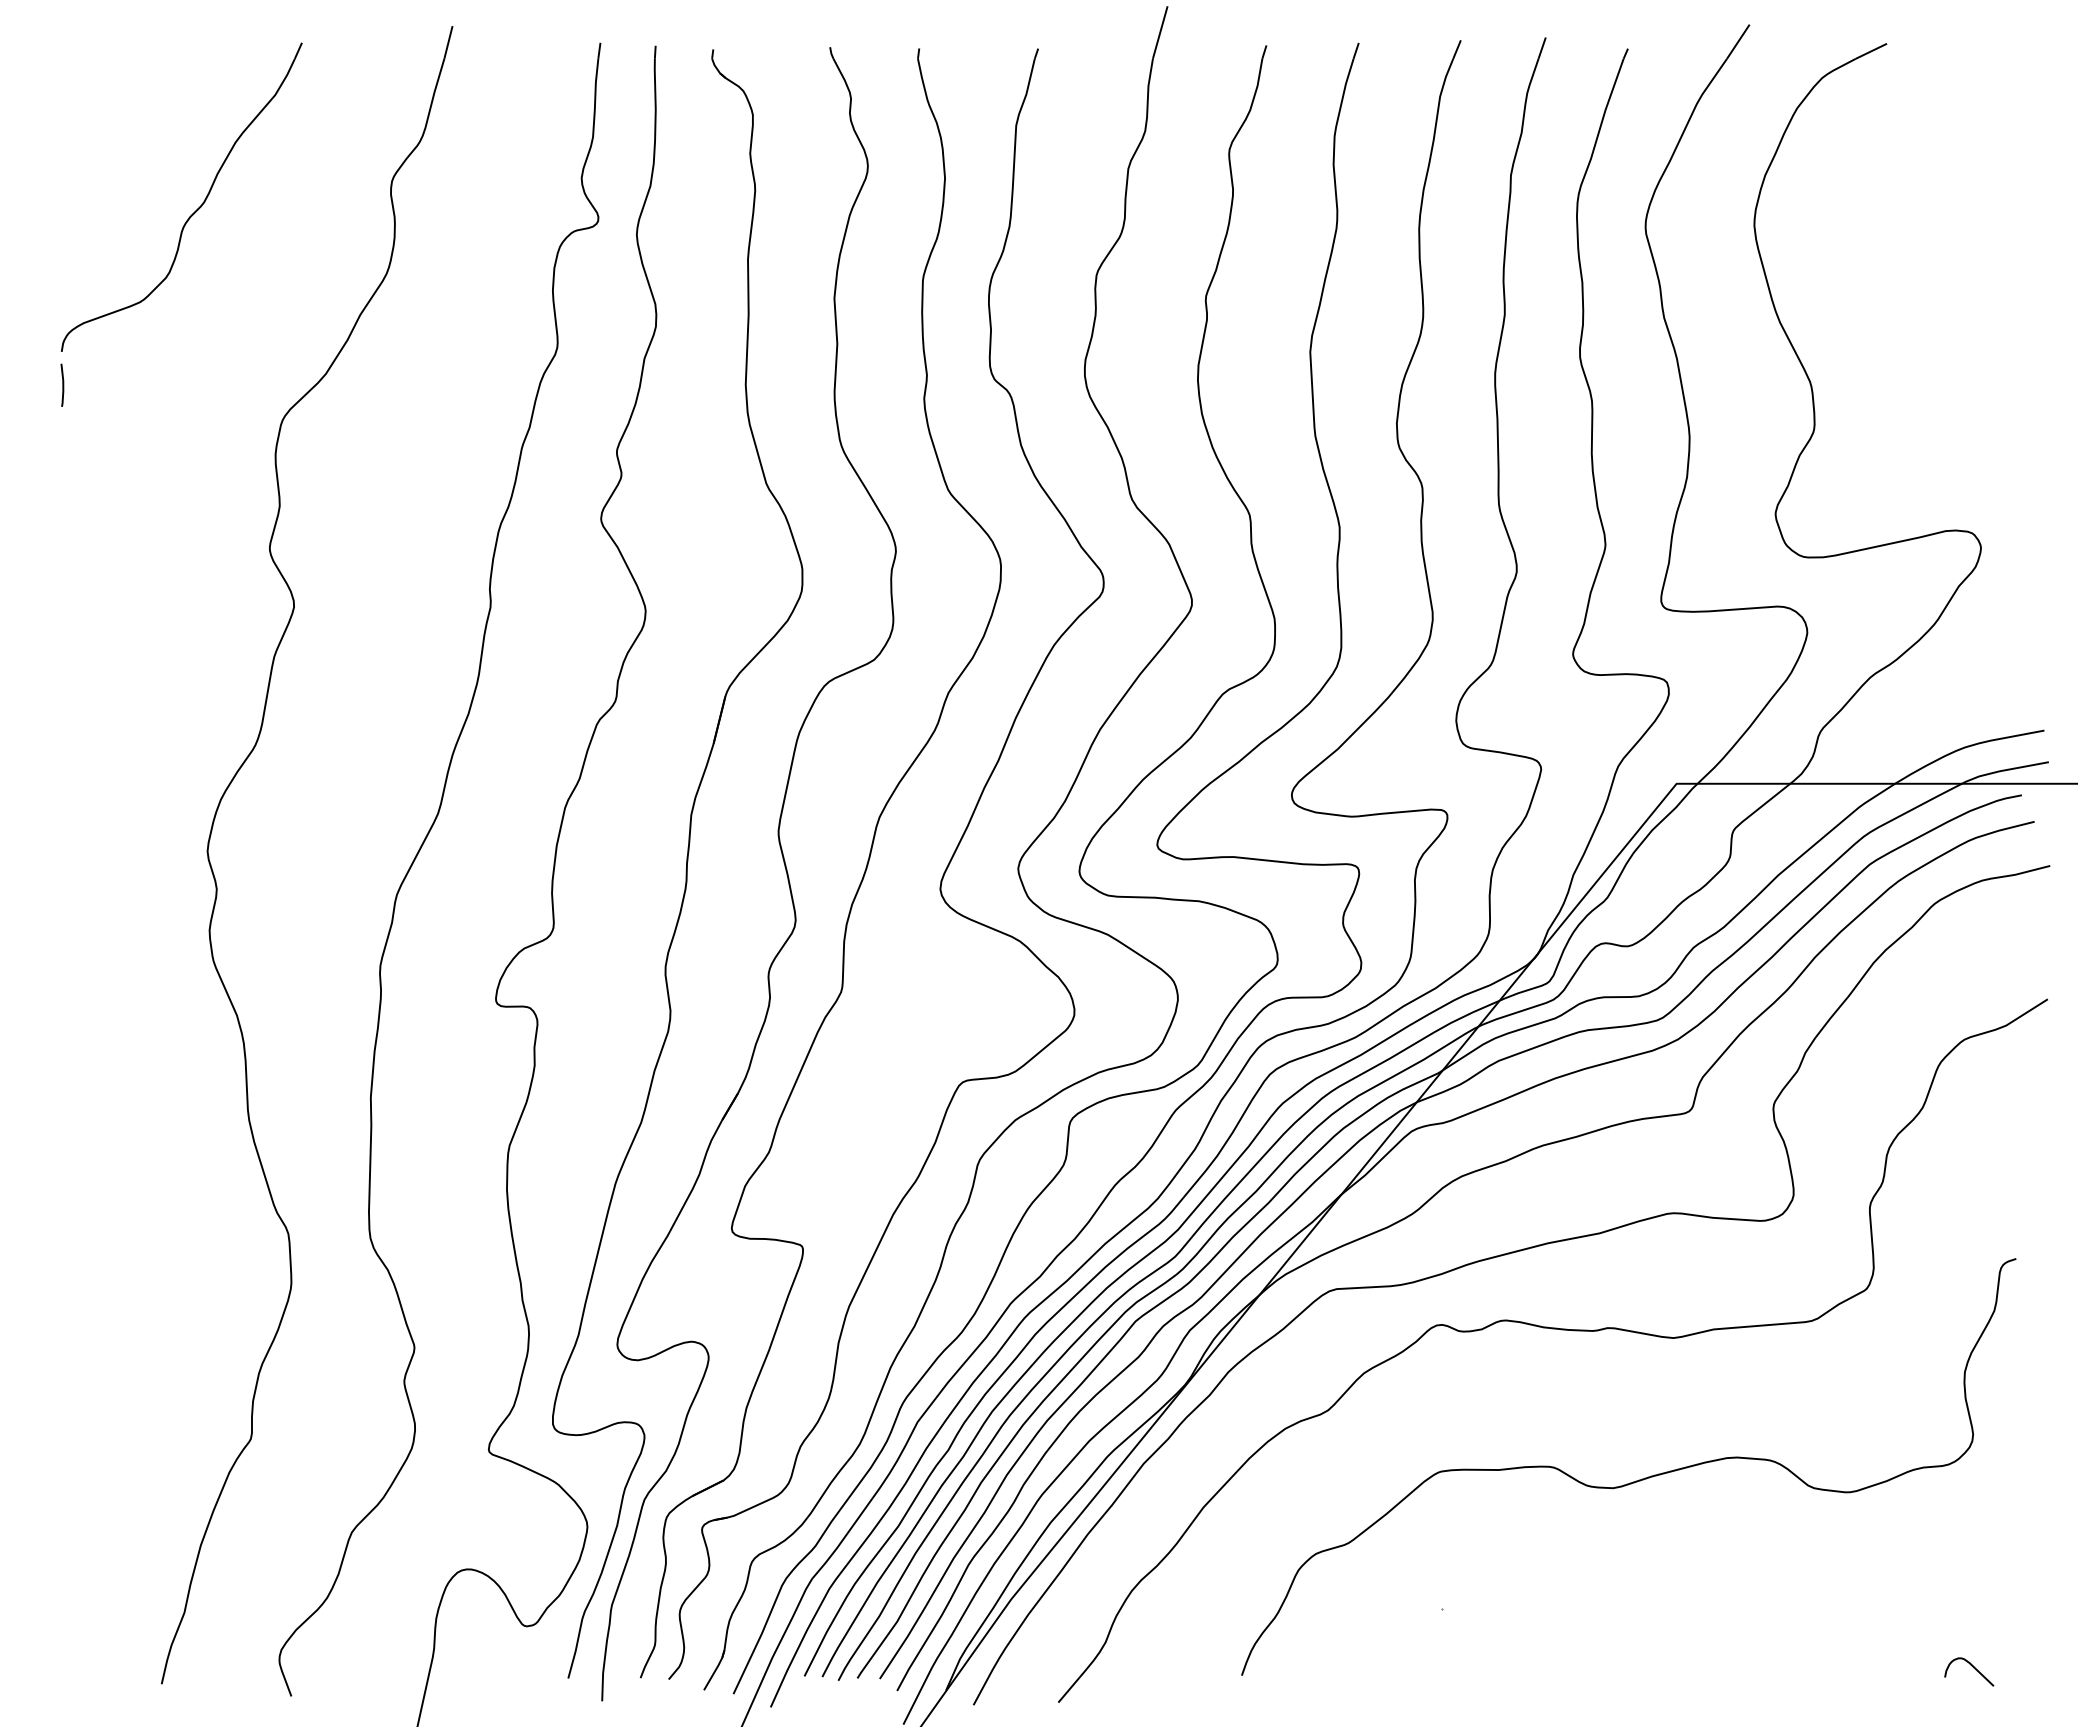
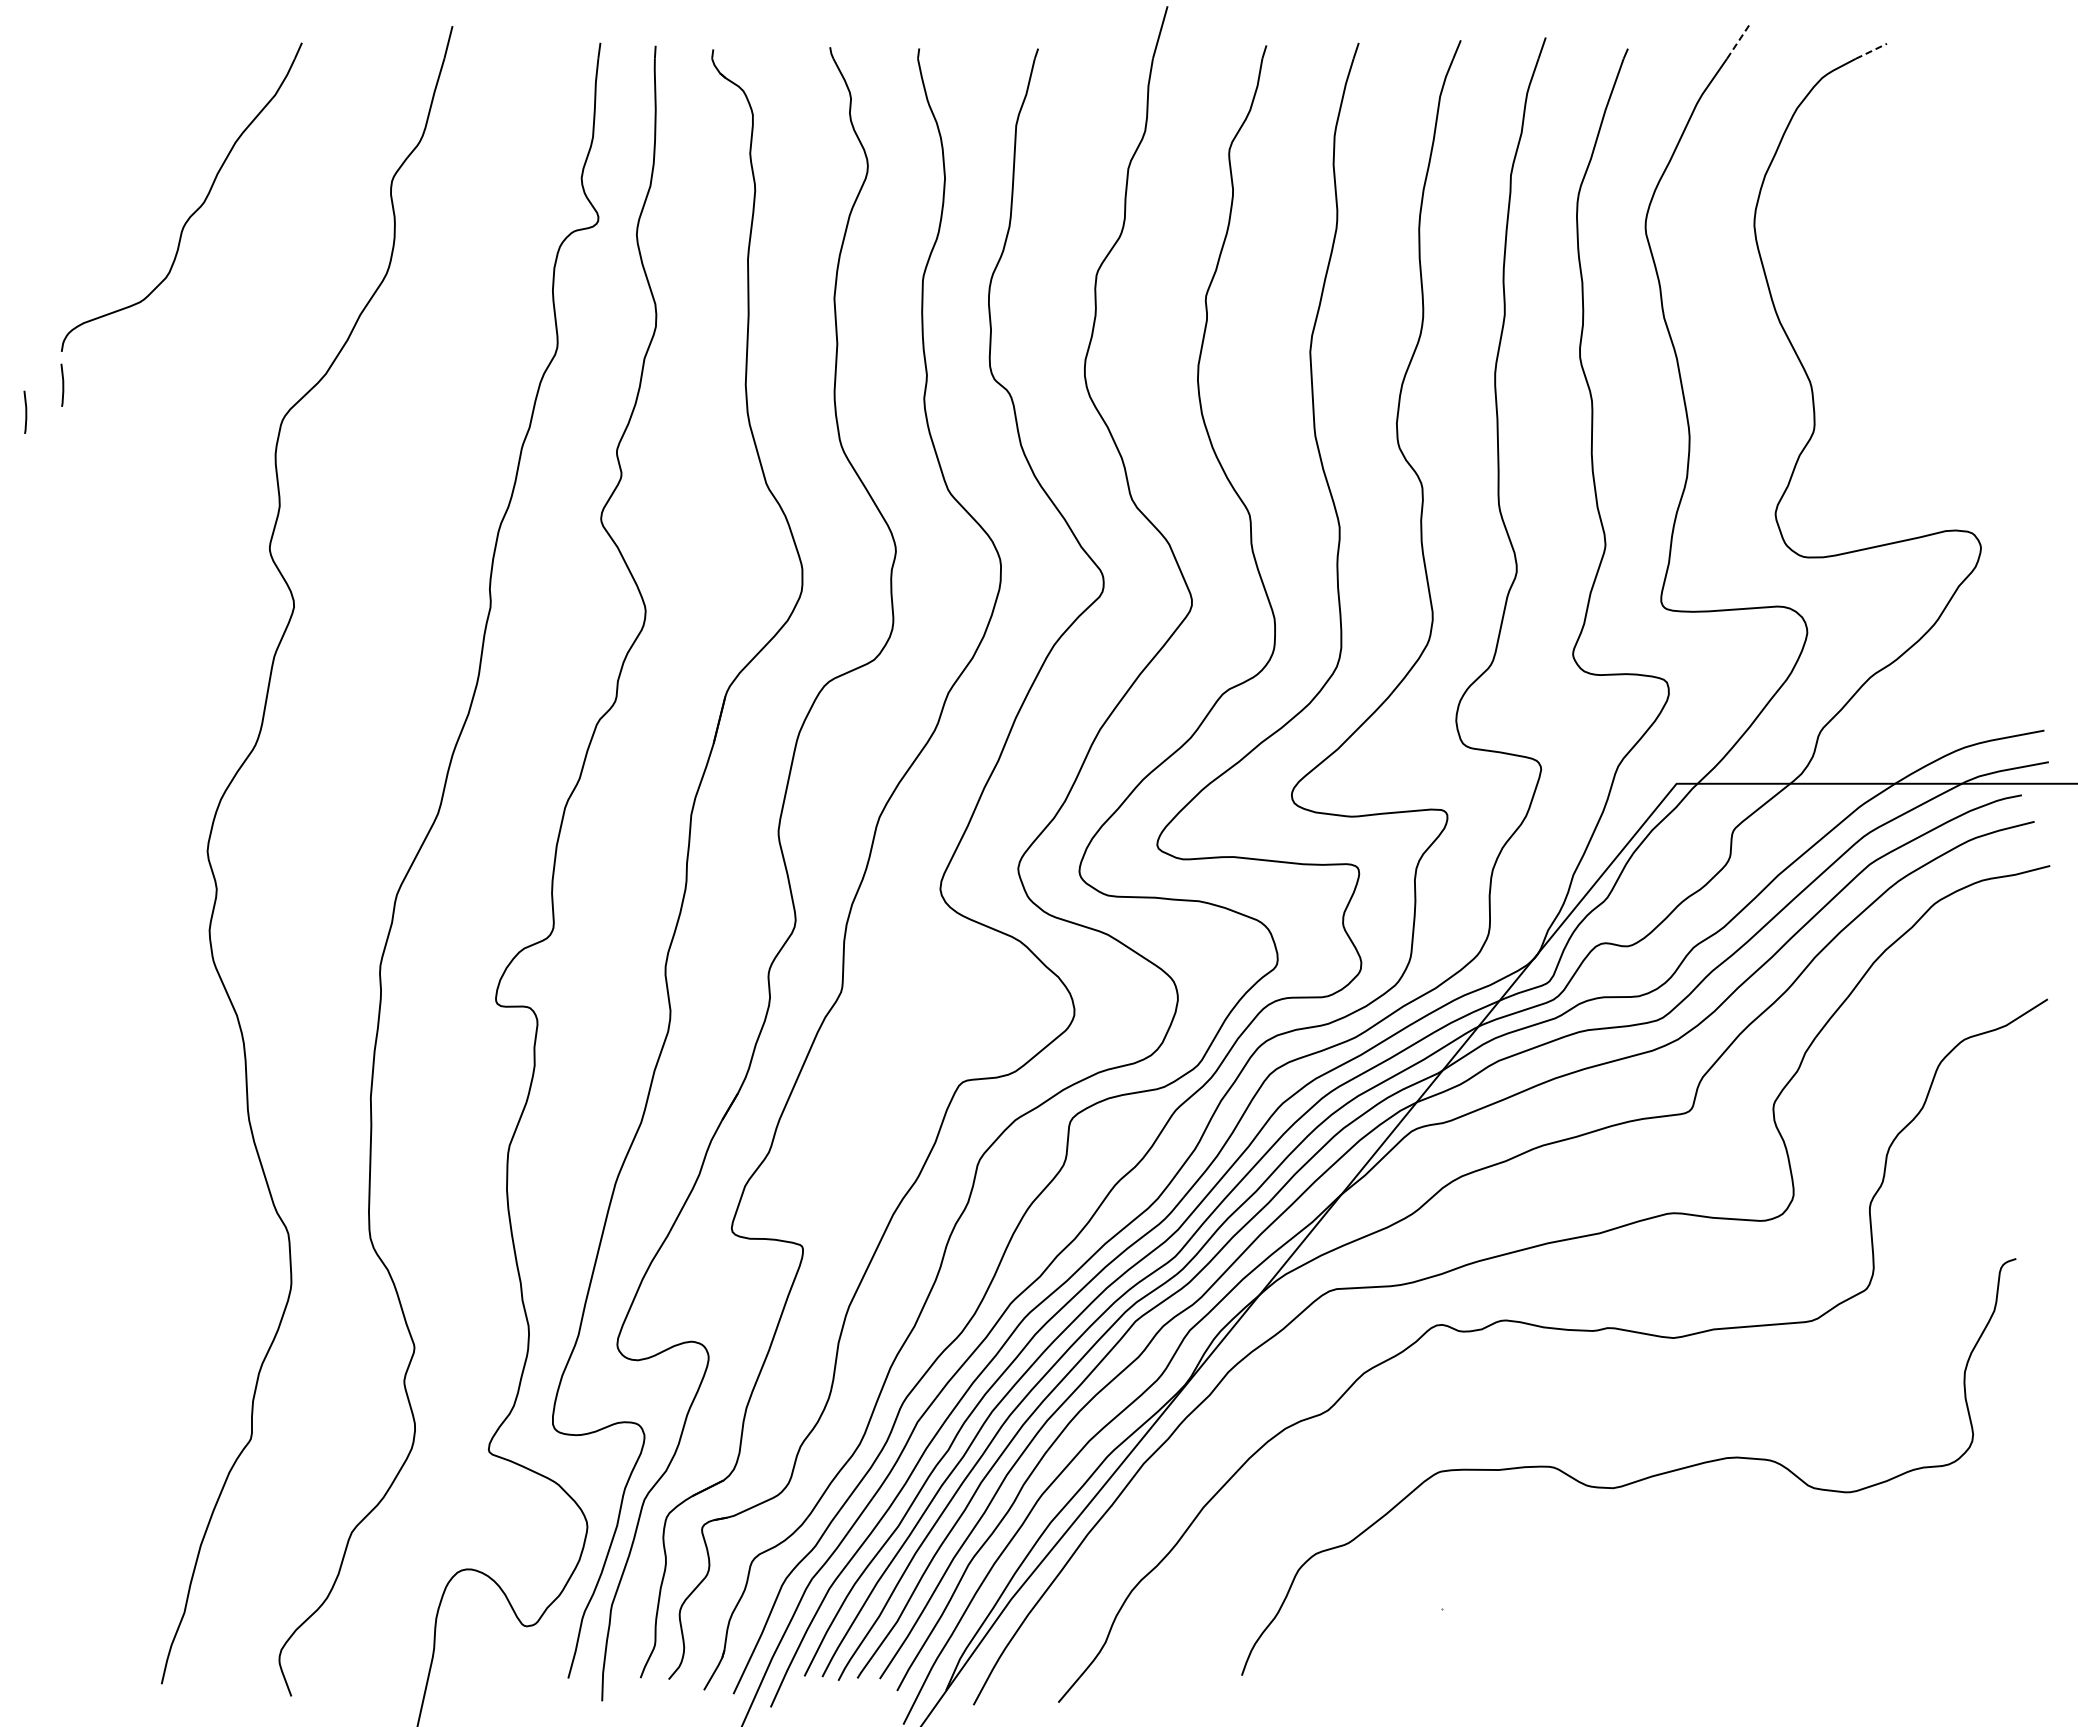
line: solid -> dashed (1738, 41)
line: solid -> dashed (1871, 51)
line: none -> present (25, 411)
curve: present -> none (1972, 1667)
